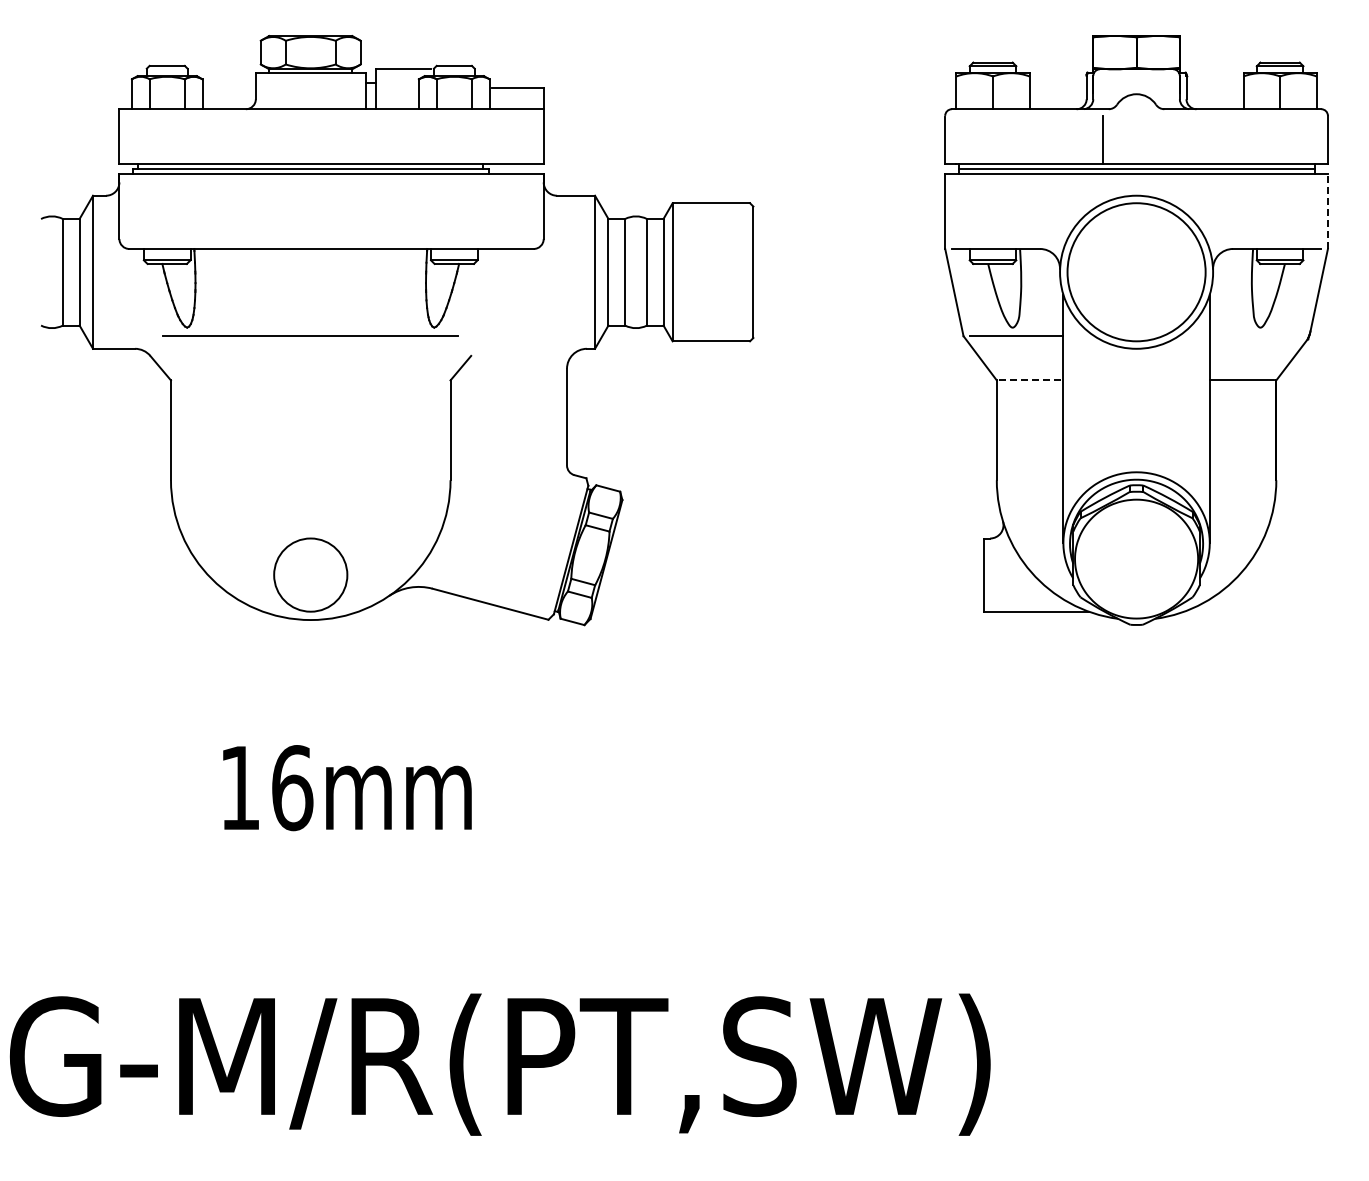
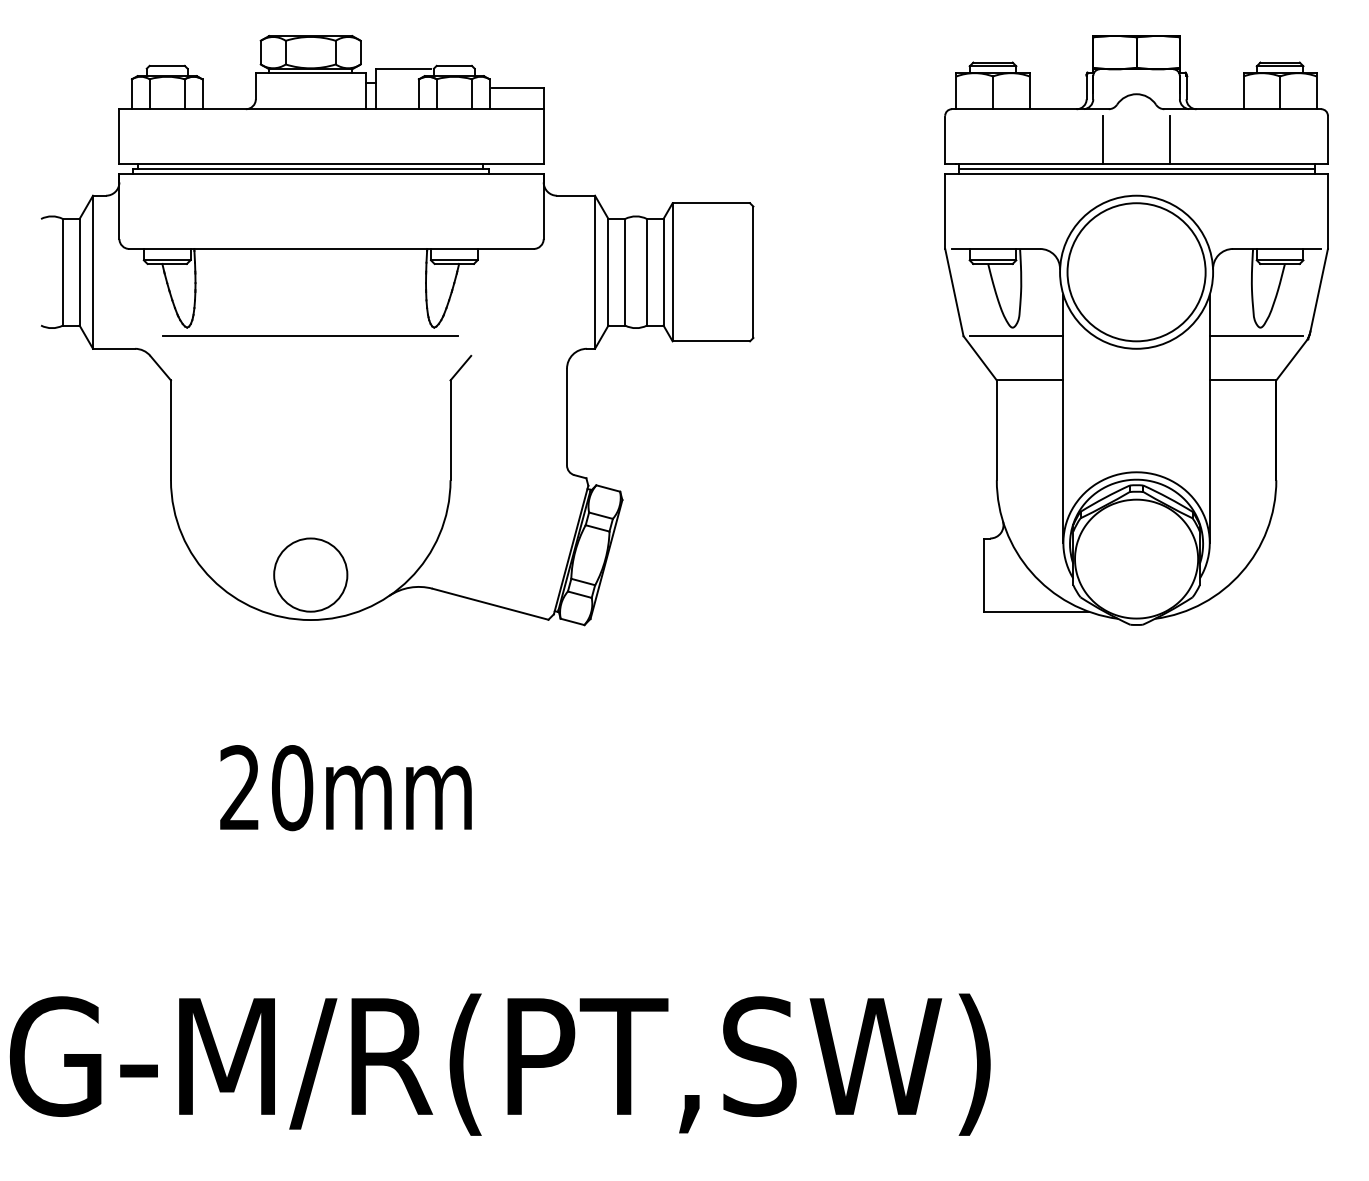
line: none -> present (1169, 139)
line: dashed -> solid (1327, 211)
line: none -> present (1255, 335)
line: dashed -> solid (1031, 380)
text: 16mm -> 20mm (266, 788)
